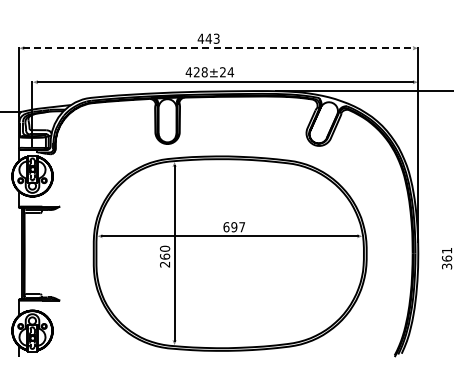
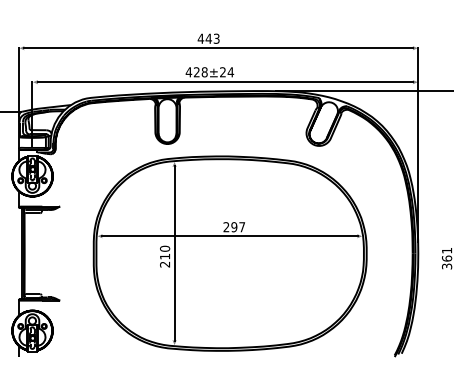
line: dashed -> solid (218, 48)
text: 697 -> 297 (226, 227)
text: 260 -> 210 (165, 256)
